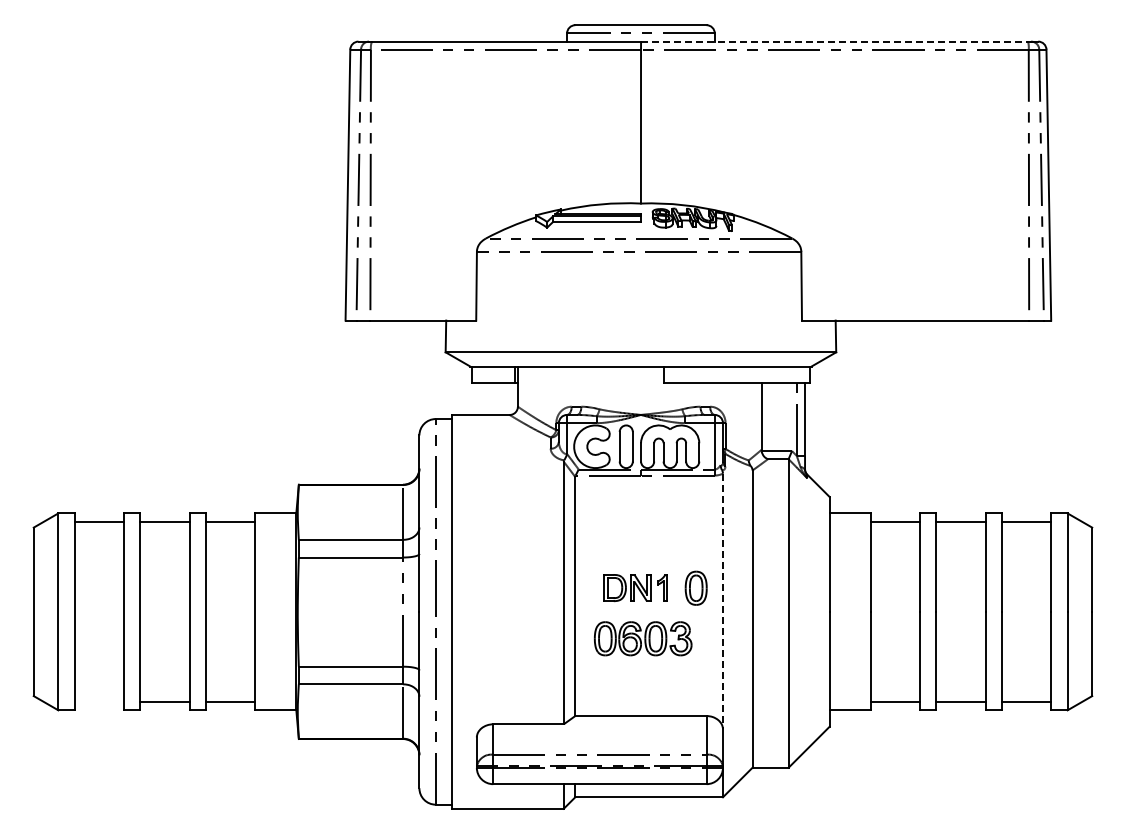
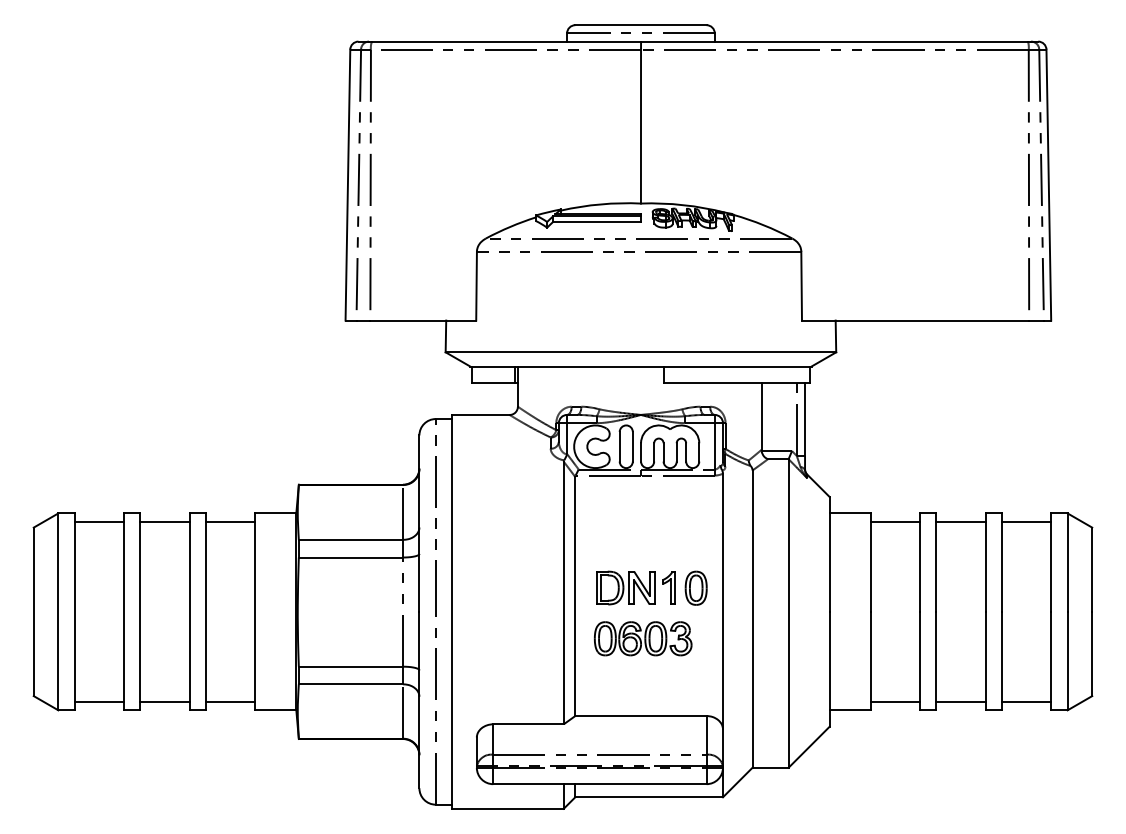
line: dashed -> solid (835, 41)
part size: 65x29 px -> 80x36 px (635, 587)
line: dashed -> solid (722, 601)
line: none -> present (99, 702)
